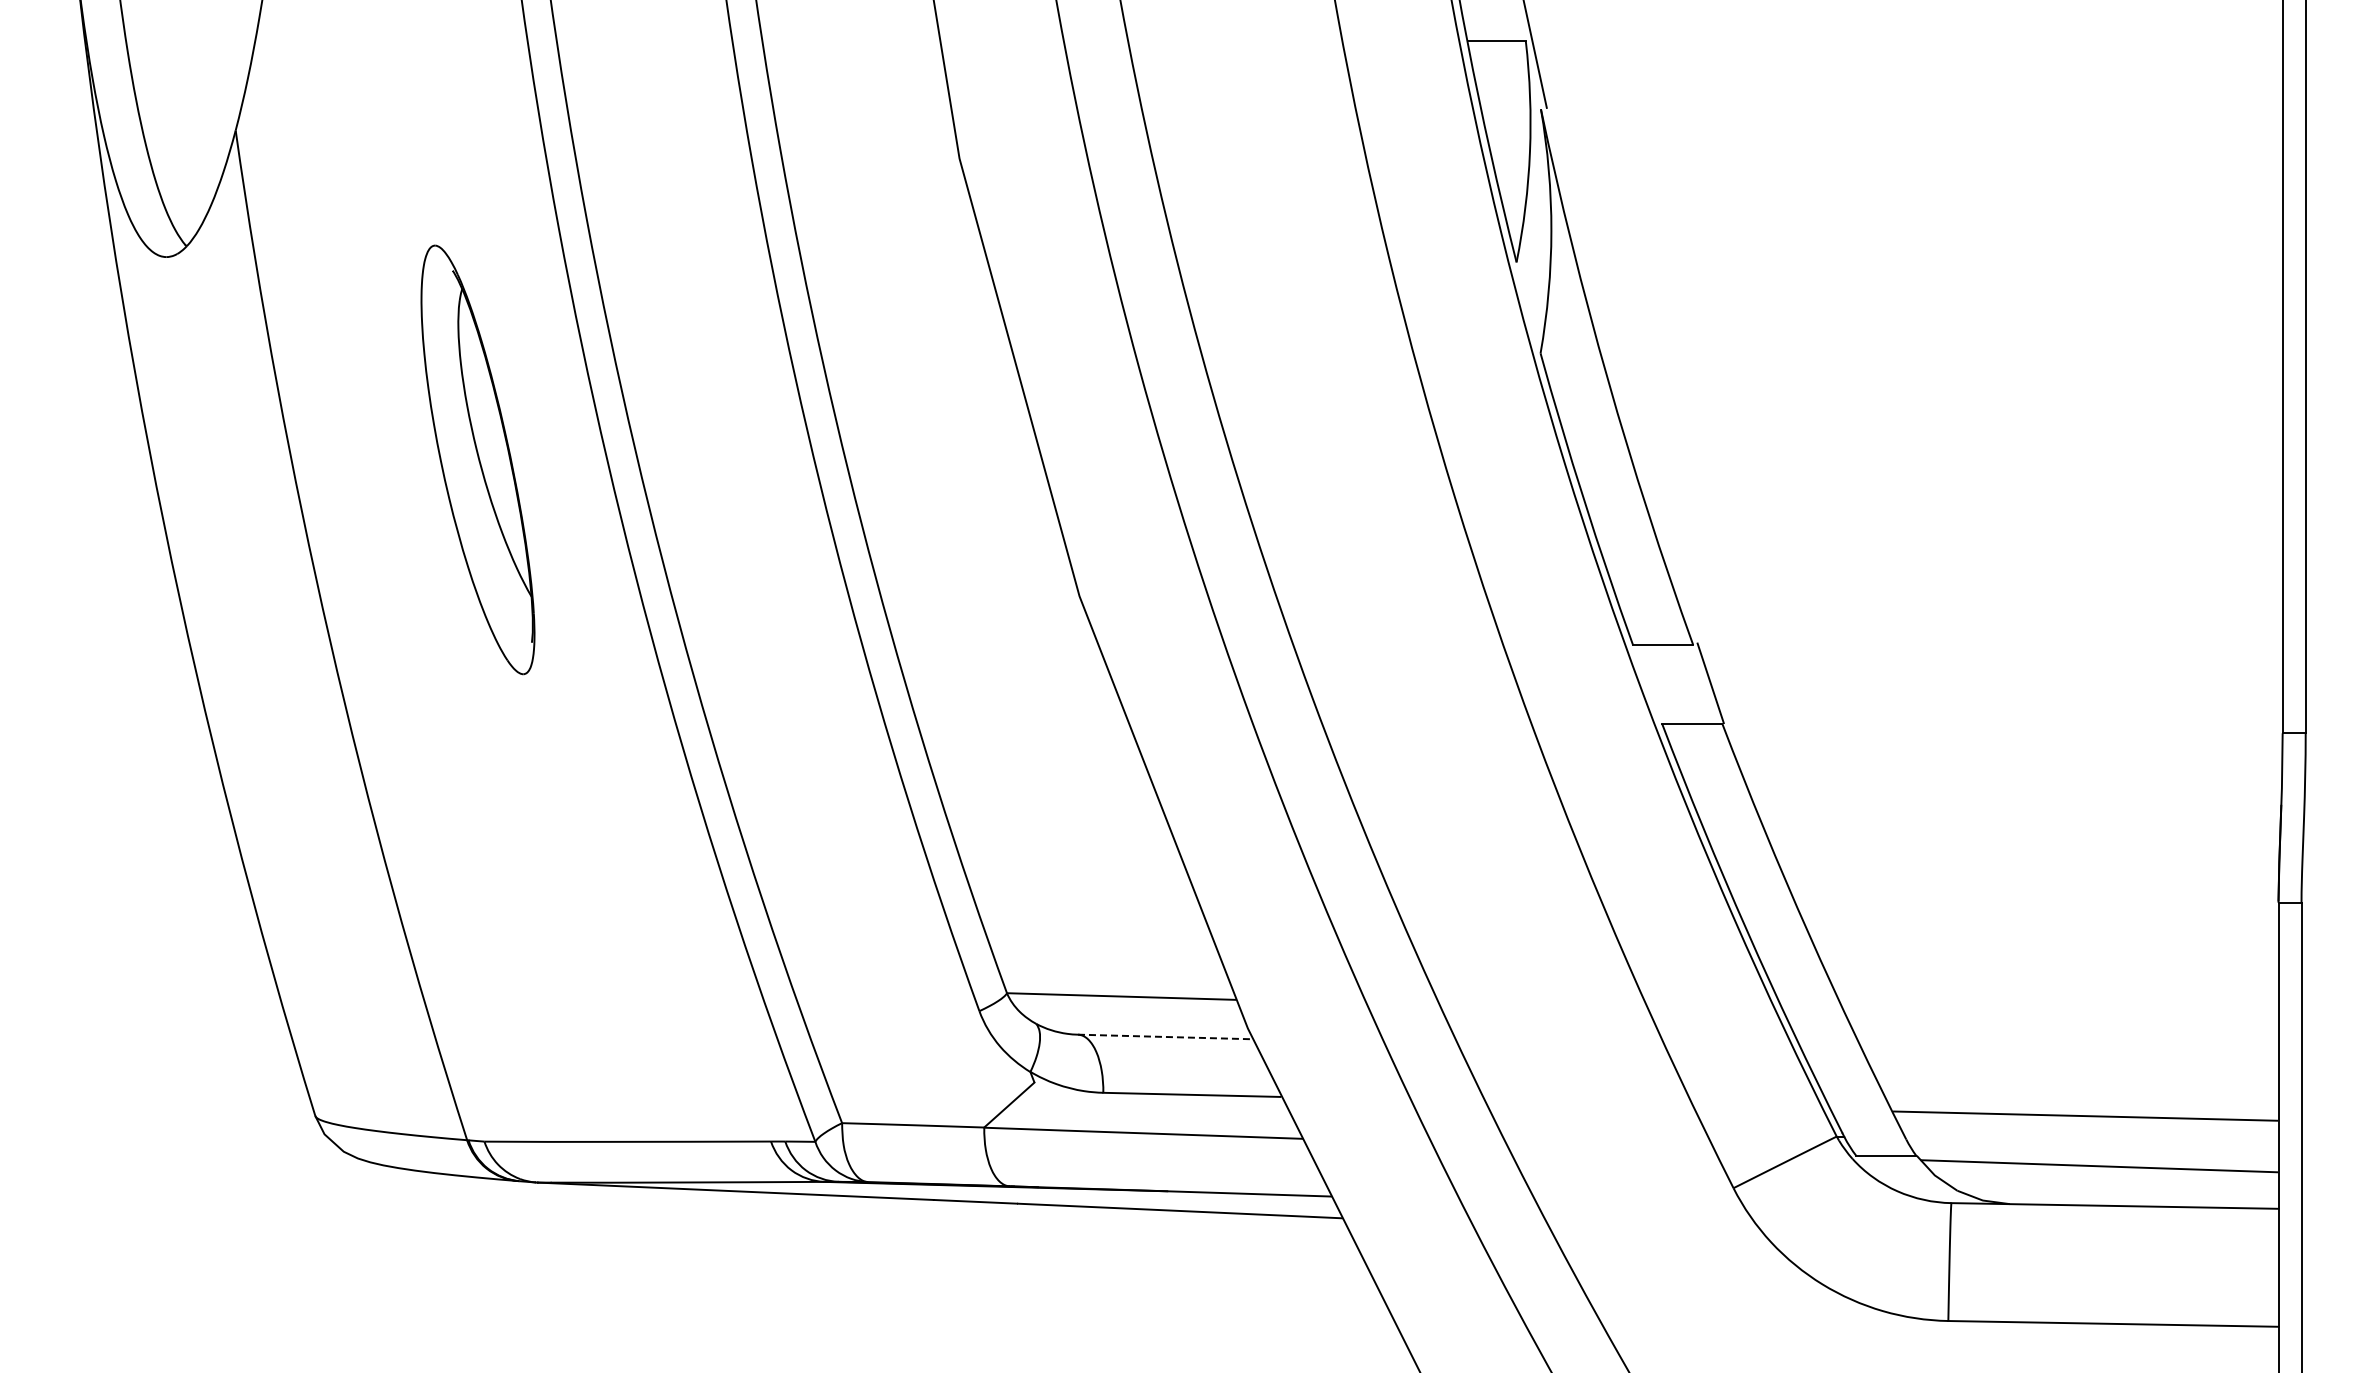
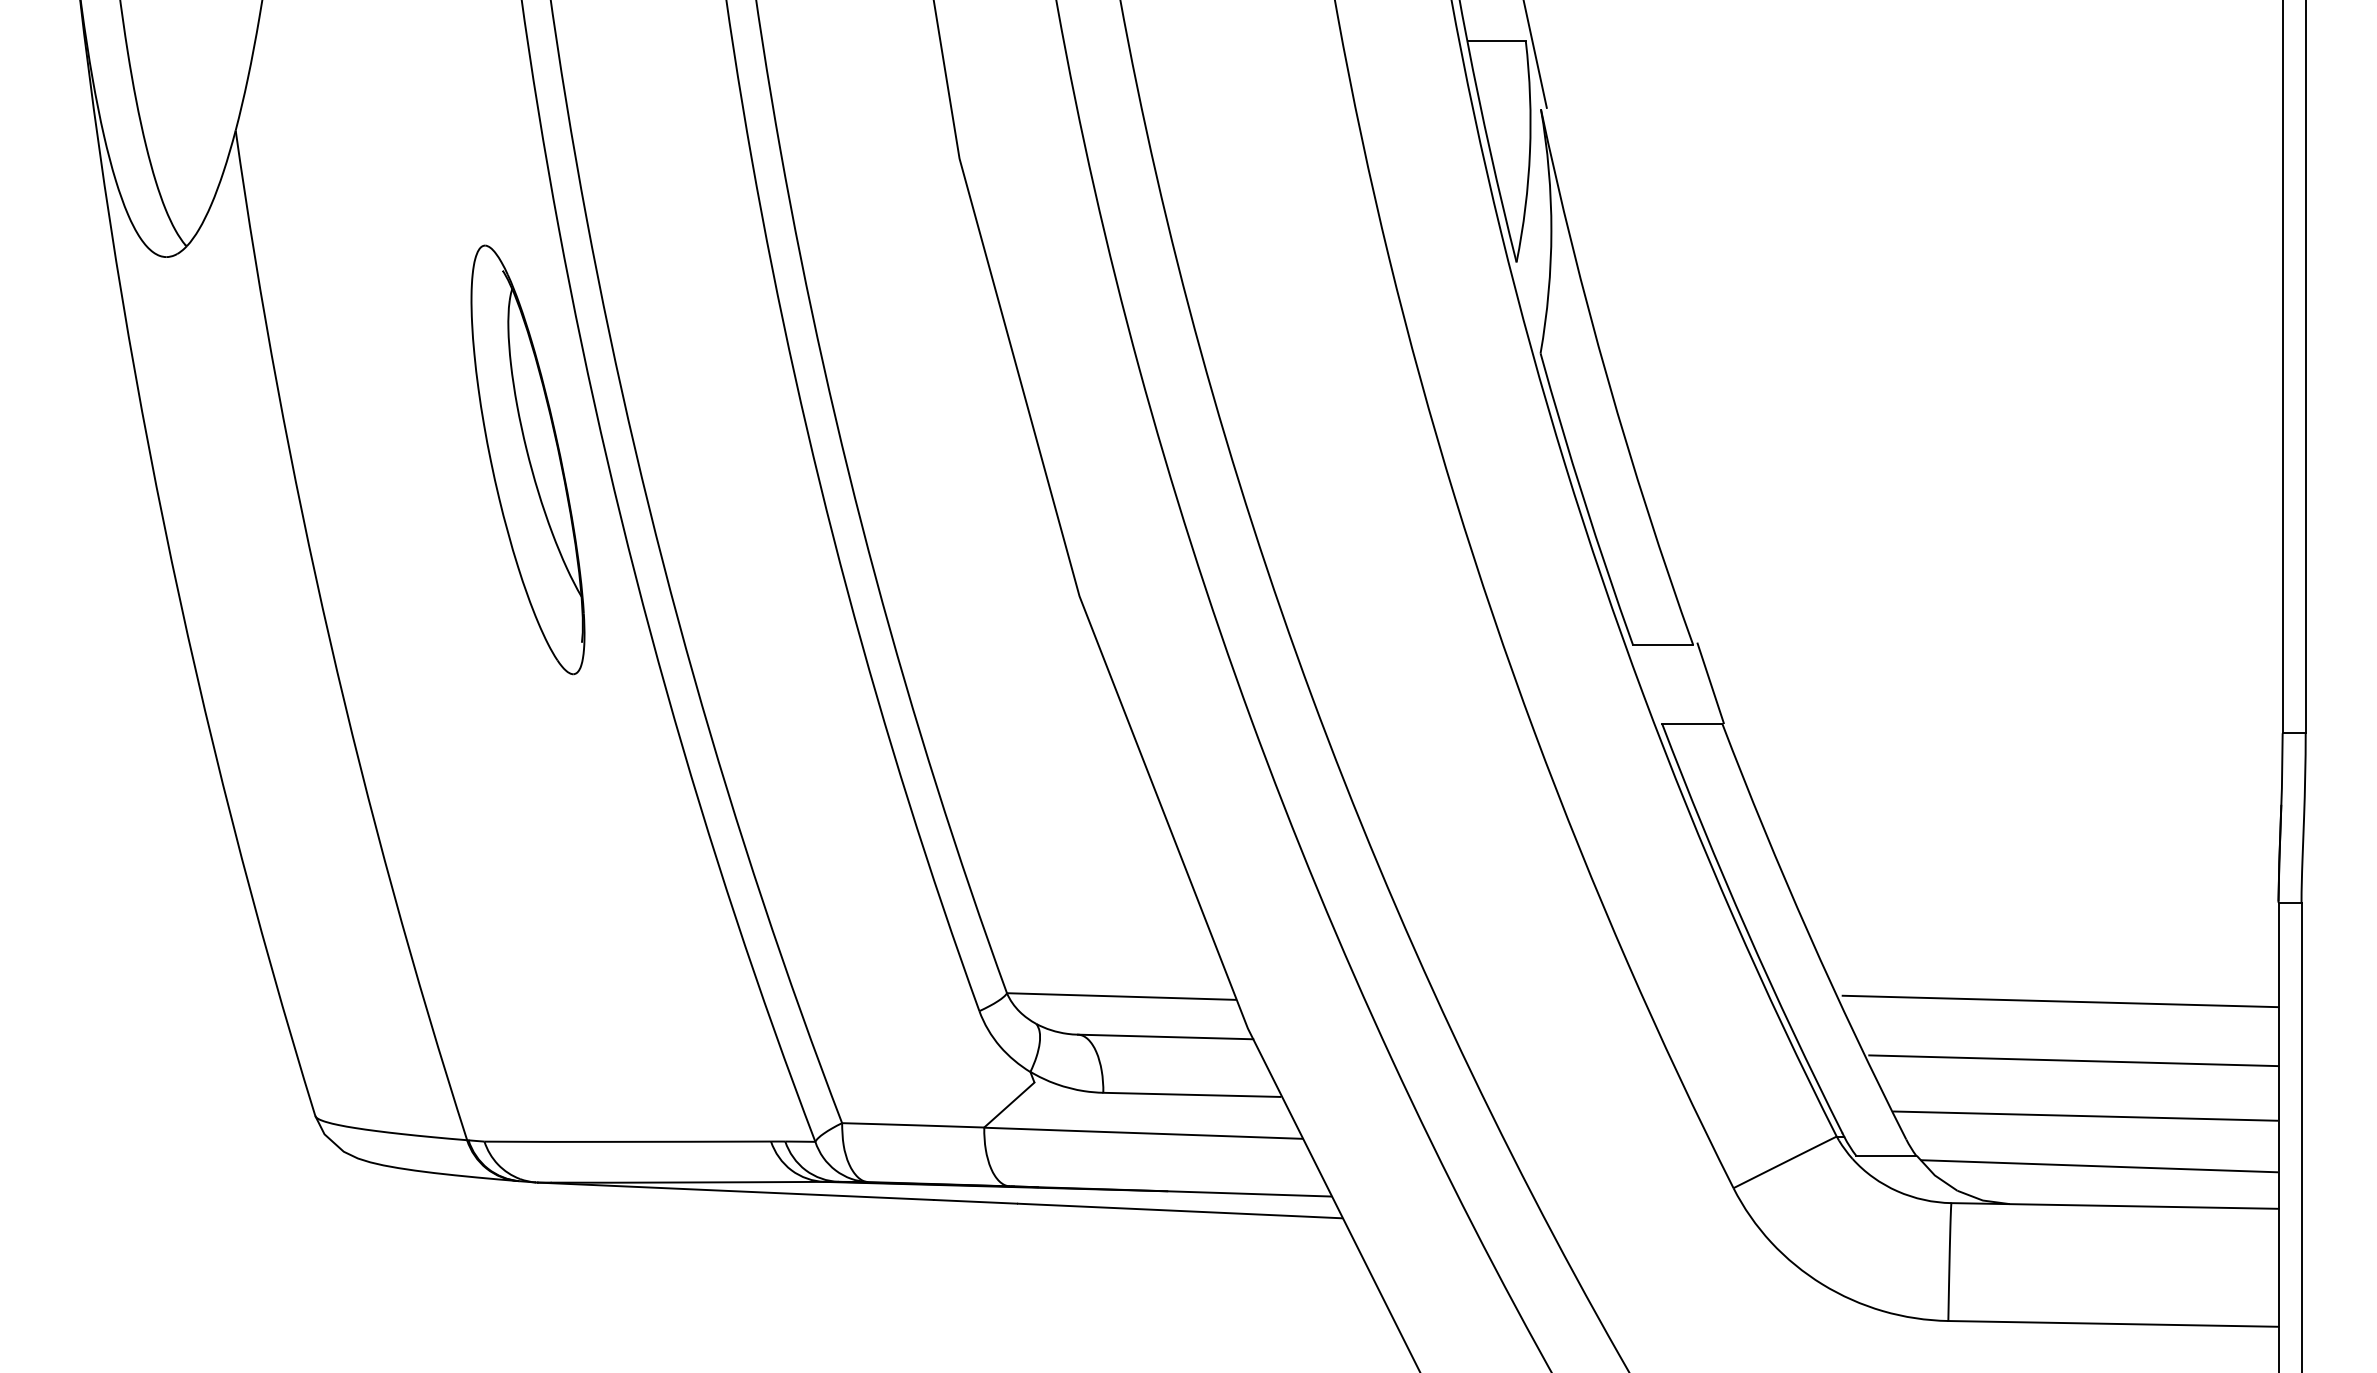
part position: (477, 459) -> (527, 459) (527, 459)
line: none -> present (2060, 1001)
line: dashed -> solid (1165, 1036)
line: none -> present (2073, 1060)
